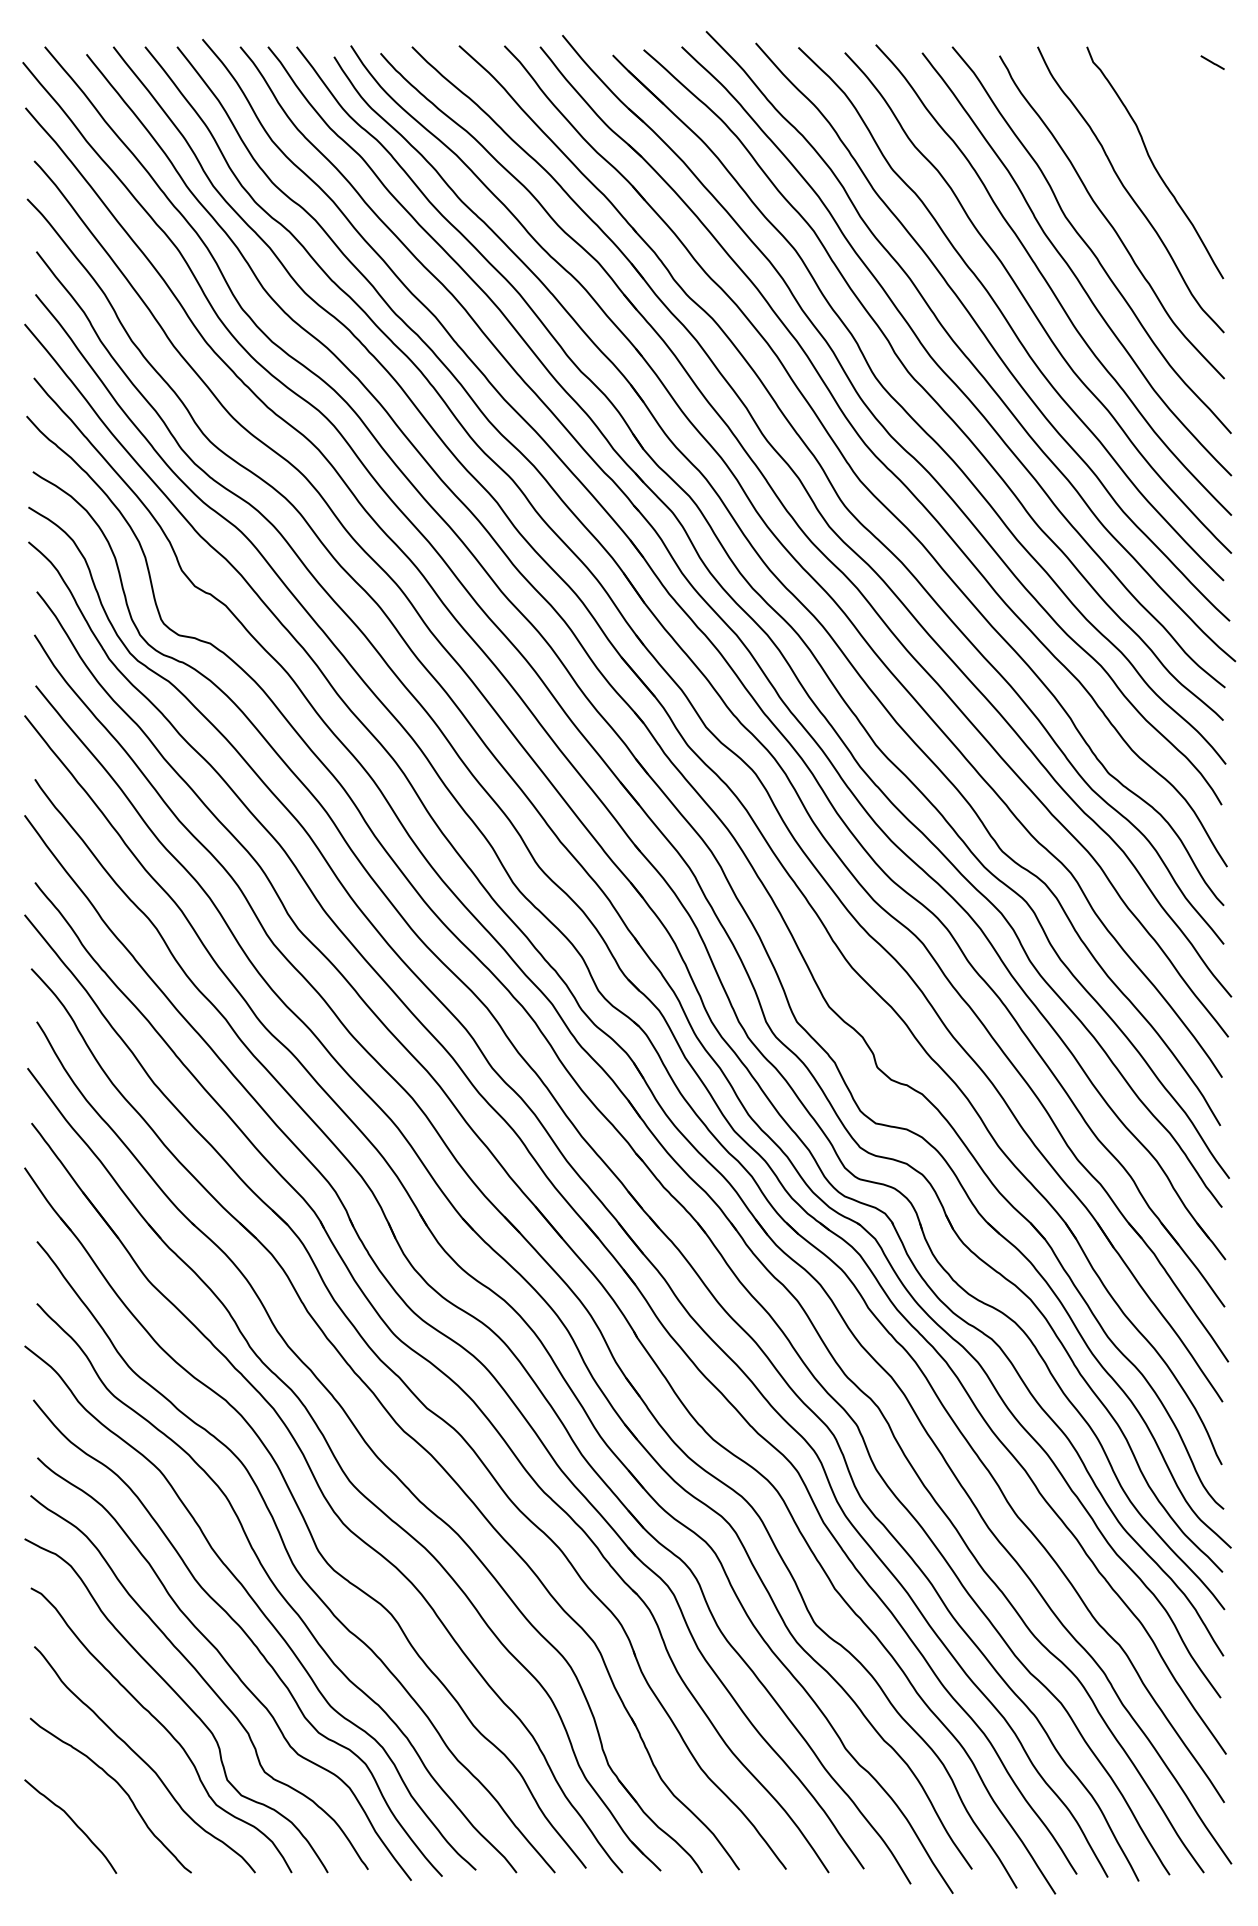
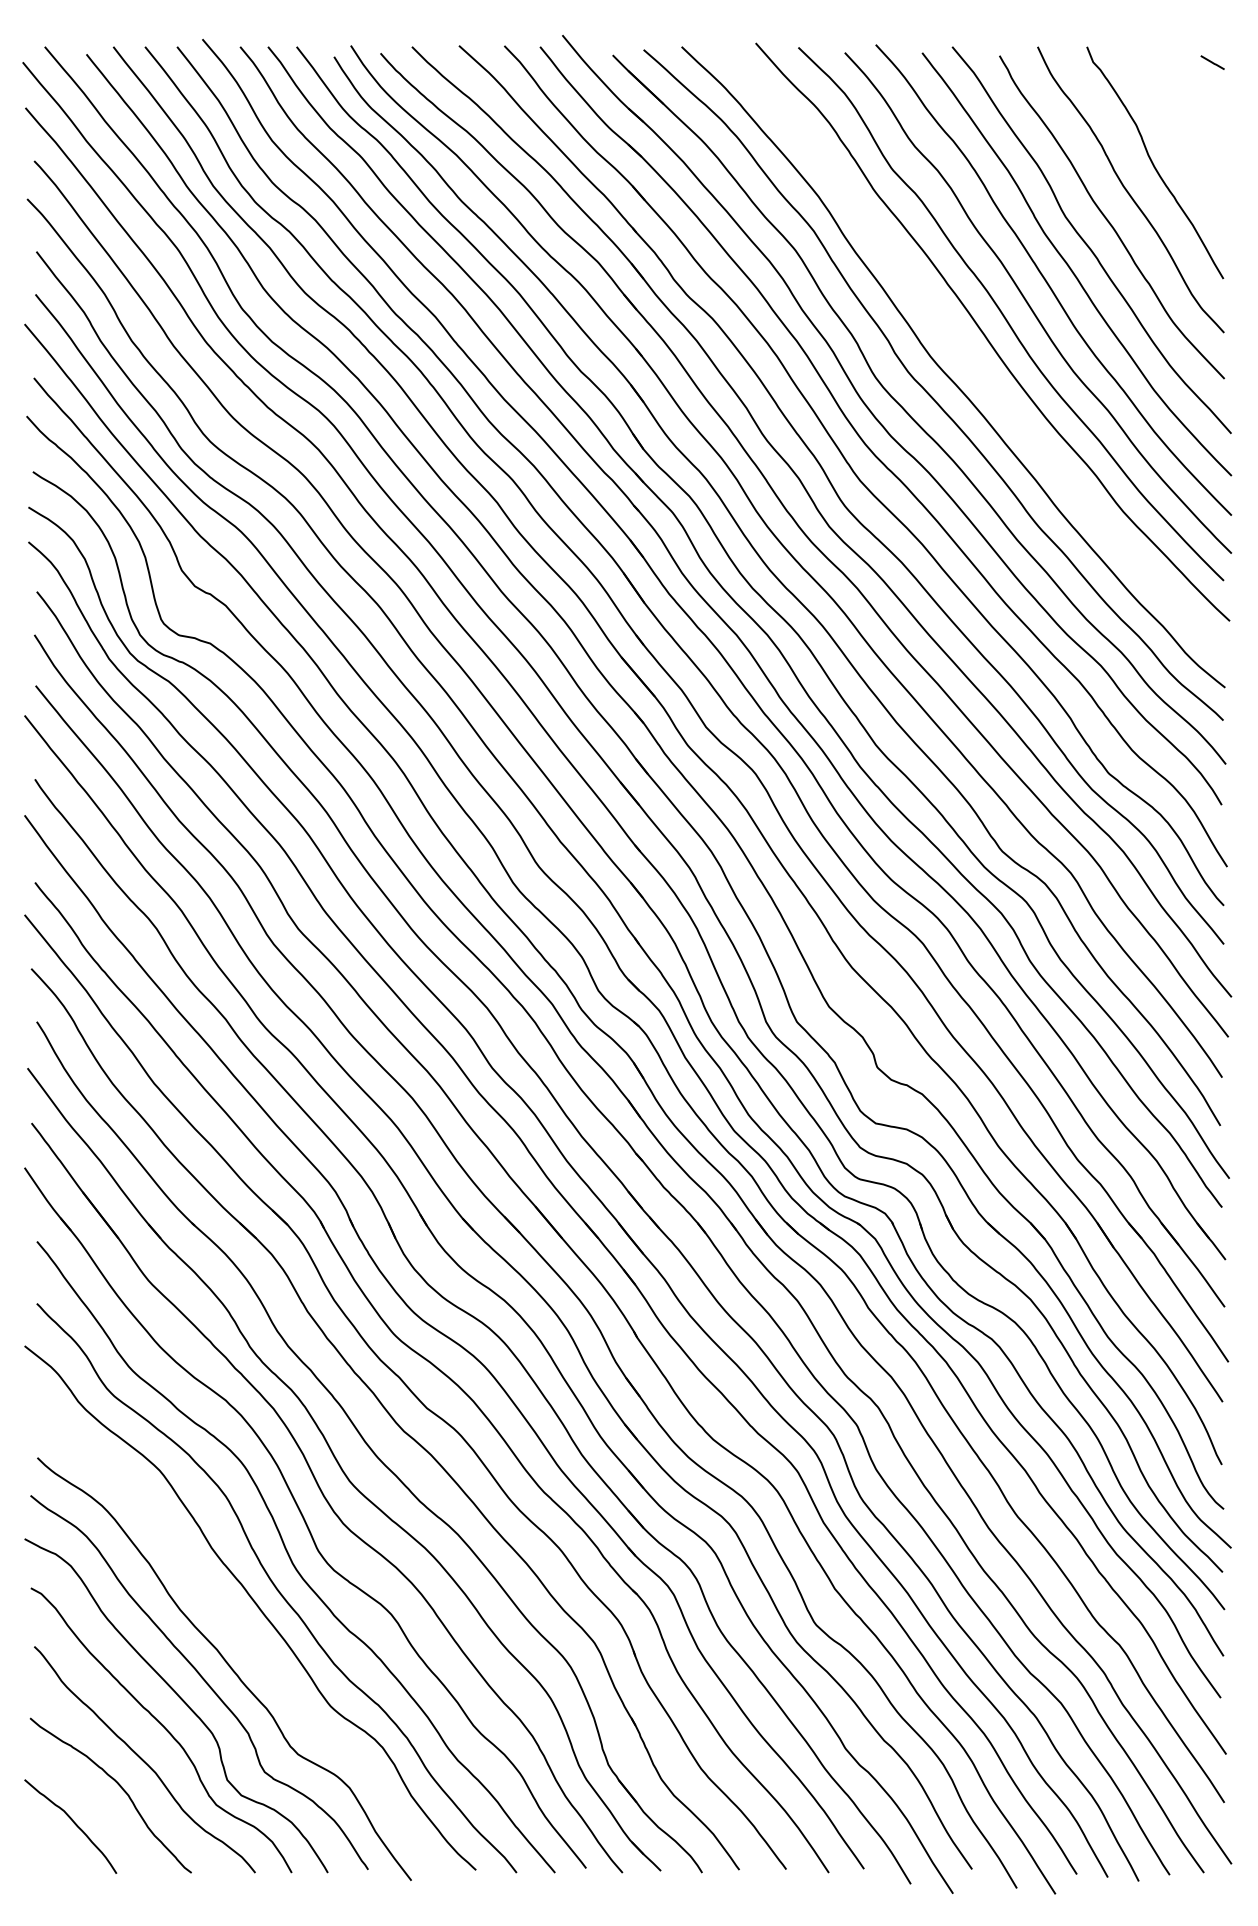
curve: present -> none (963, 351)
curve: present -> none (242, 1631)
